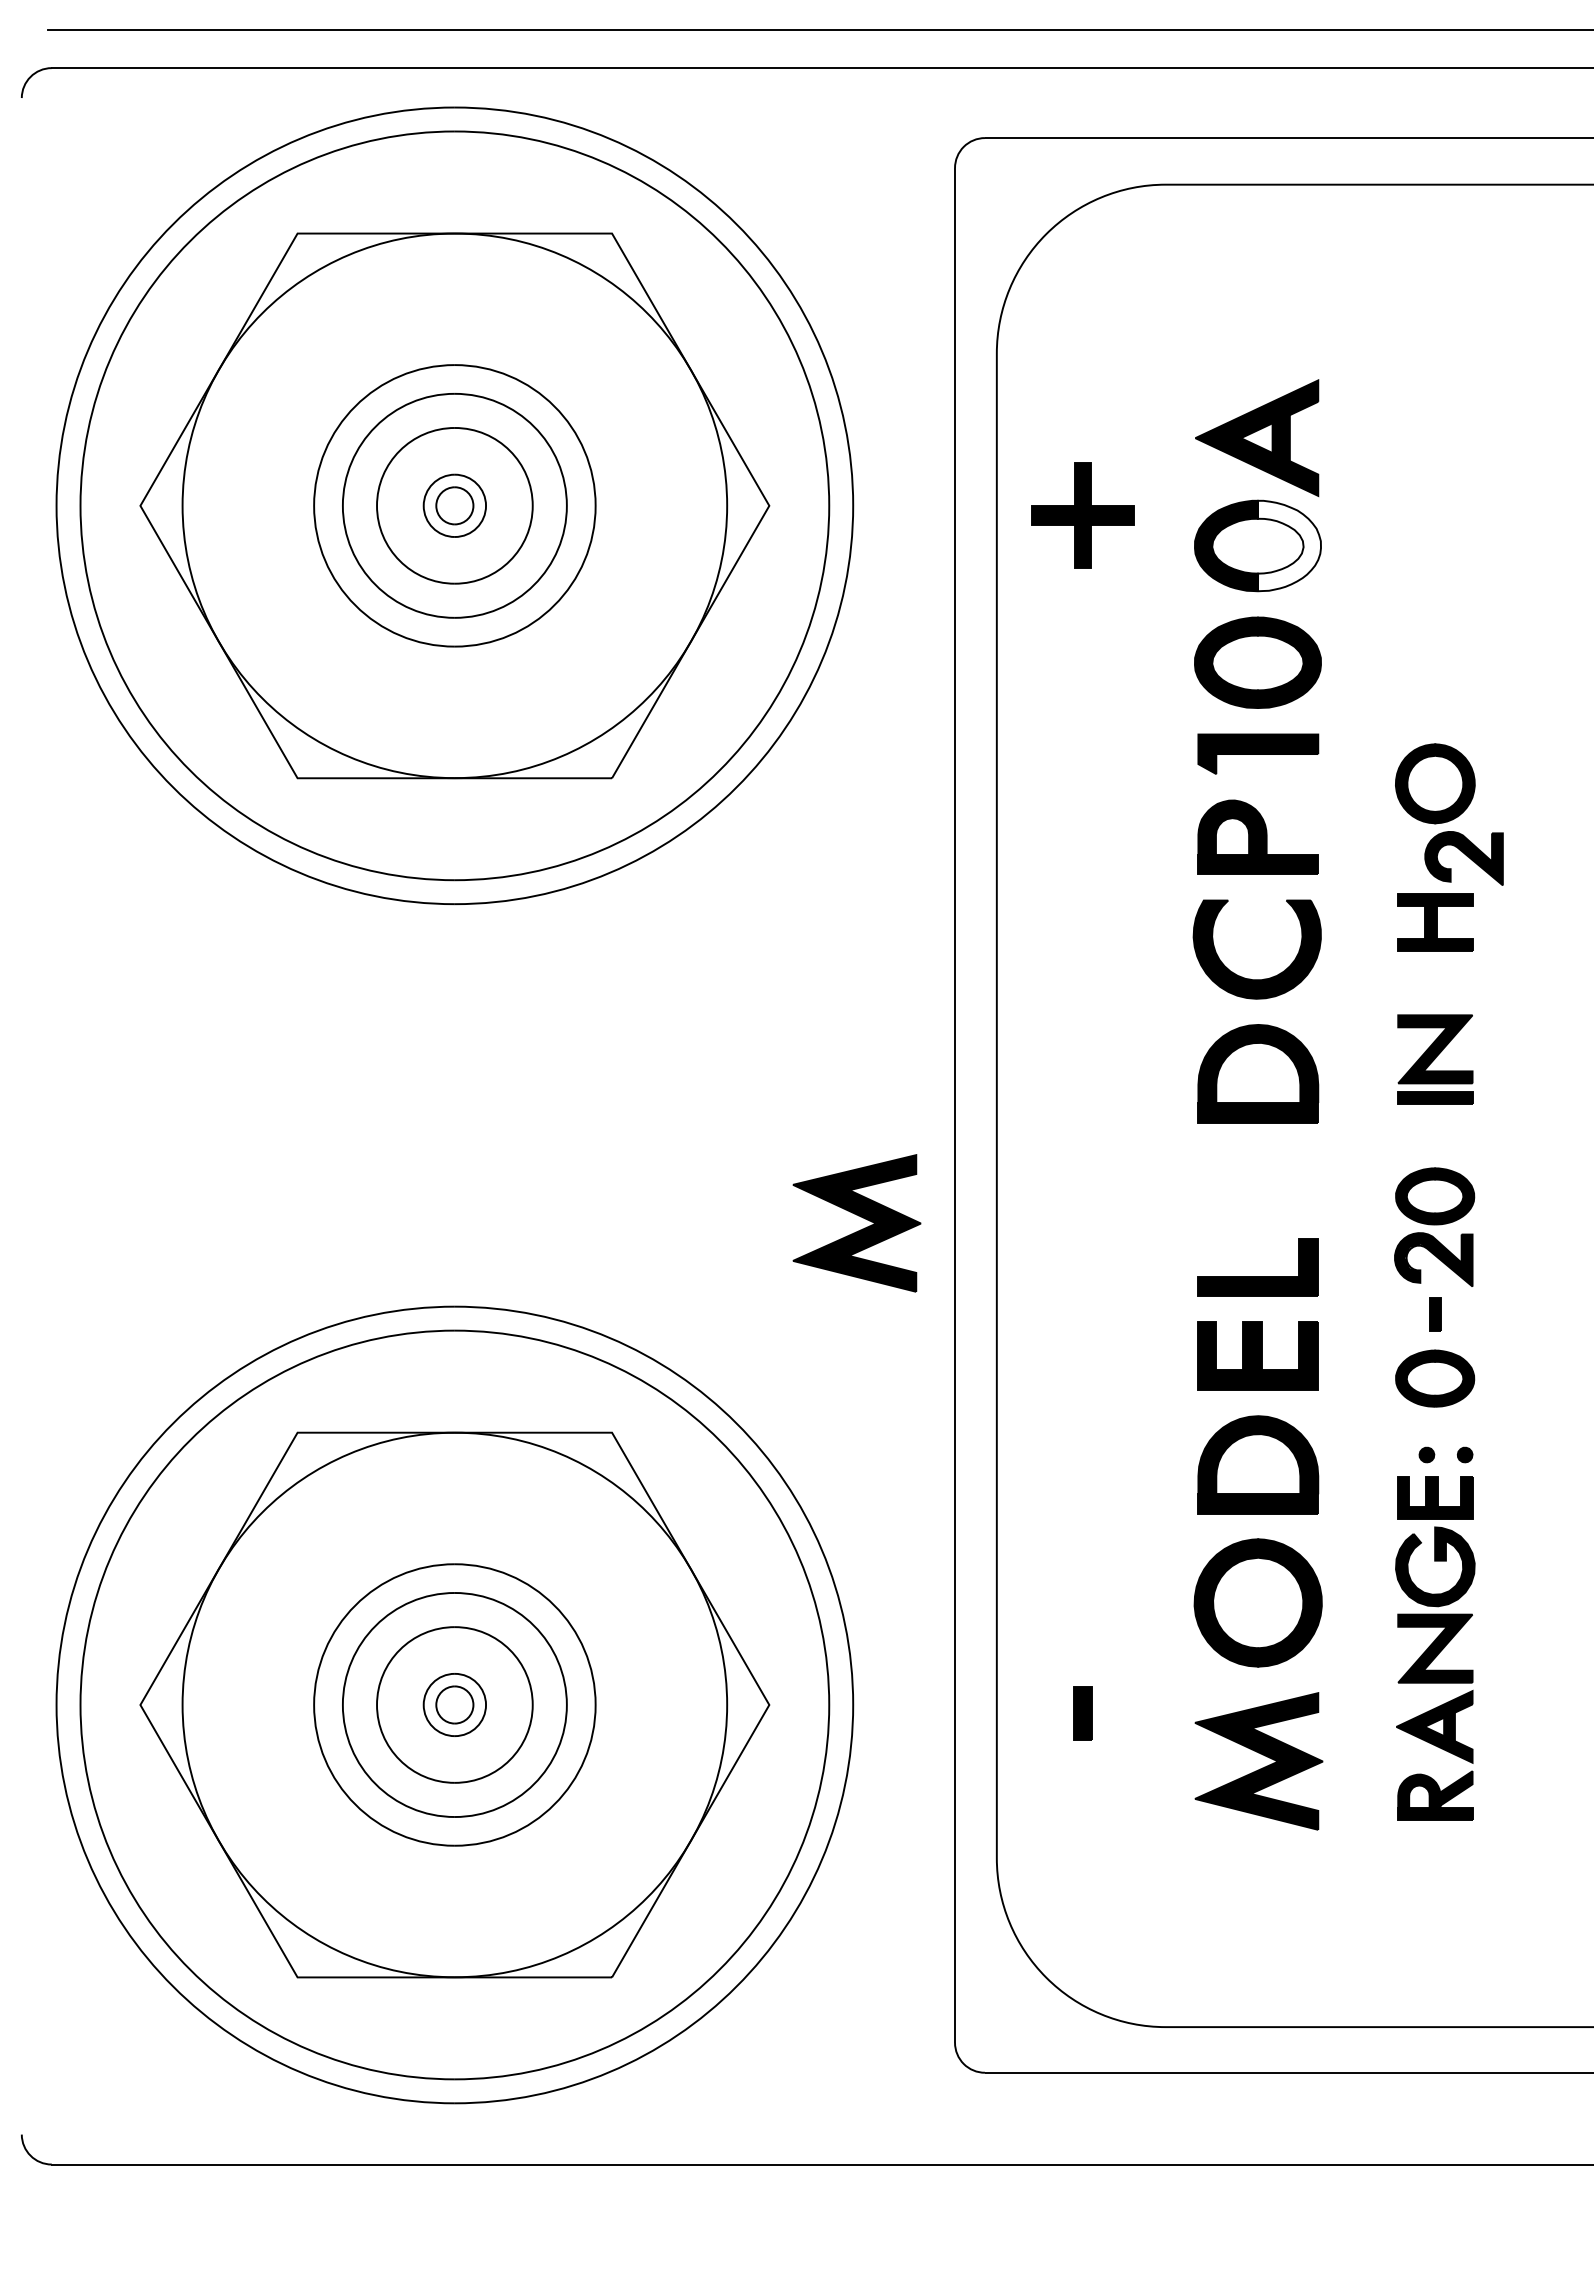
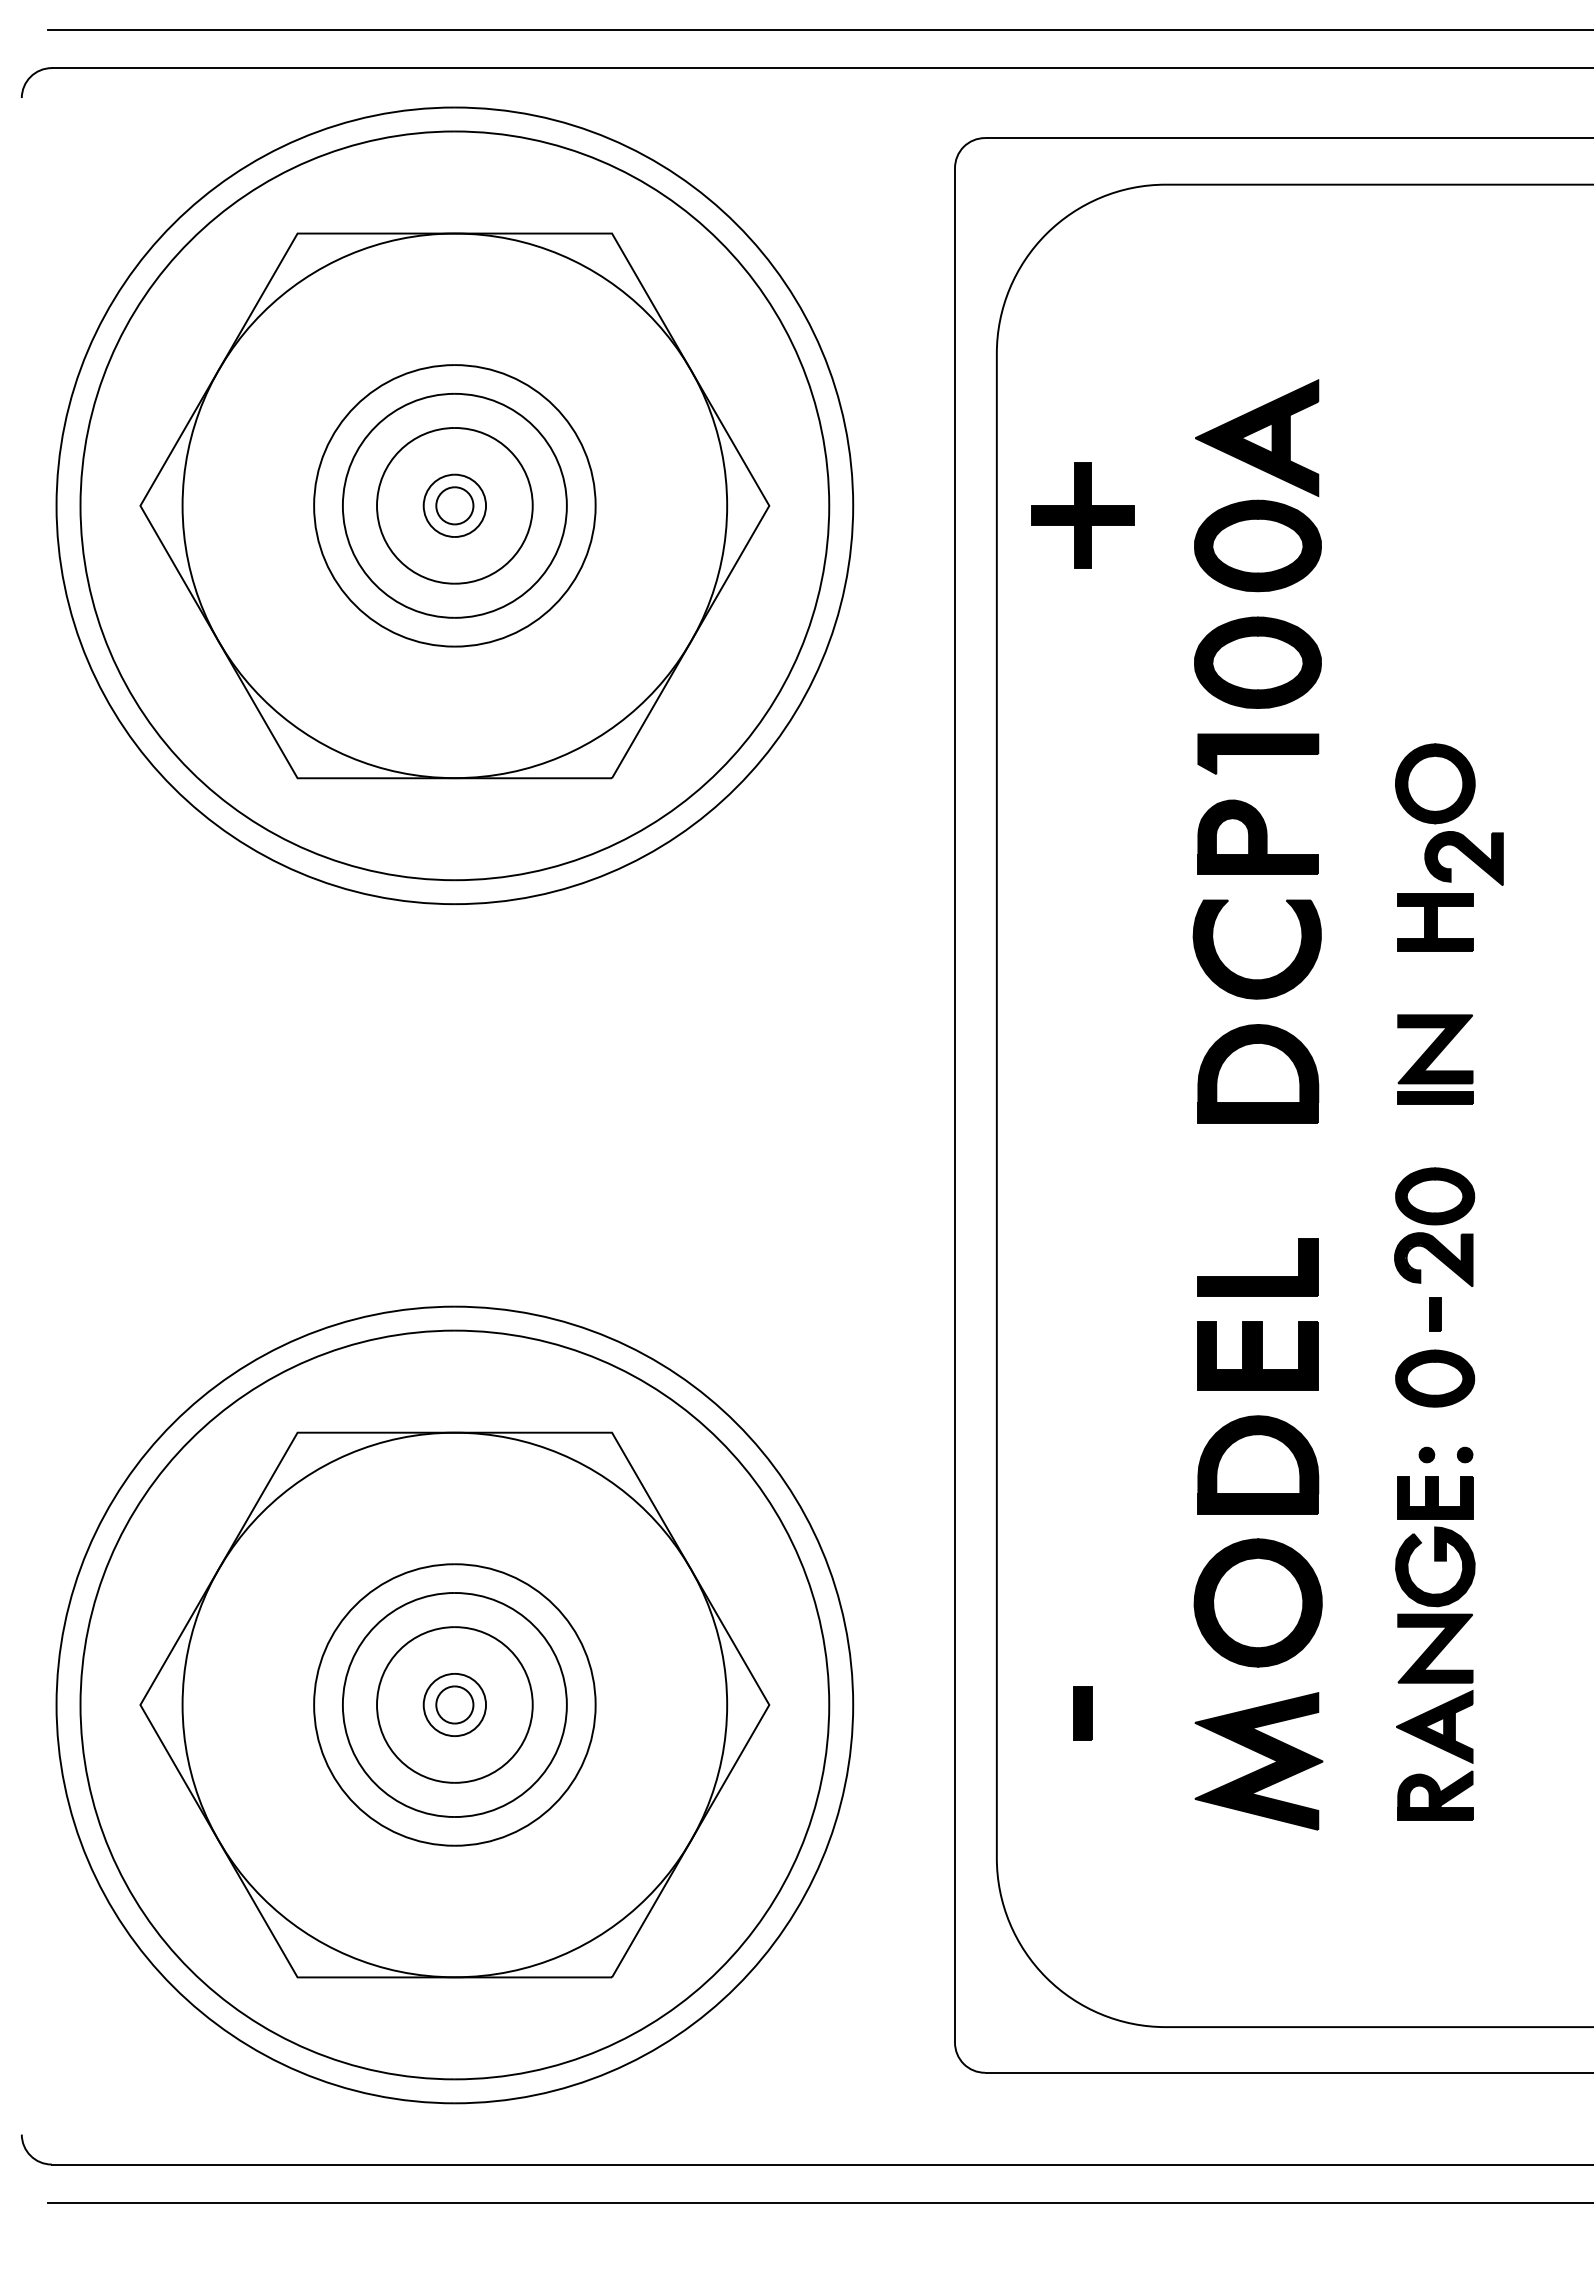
fill: none -> present (1288, 545)
part: present -> none (860, 1217)
line: none -> present (818, 2202)
